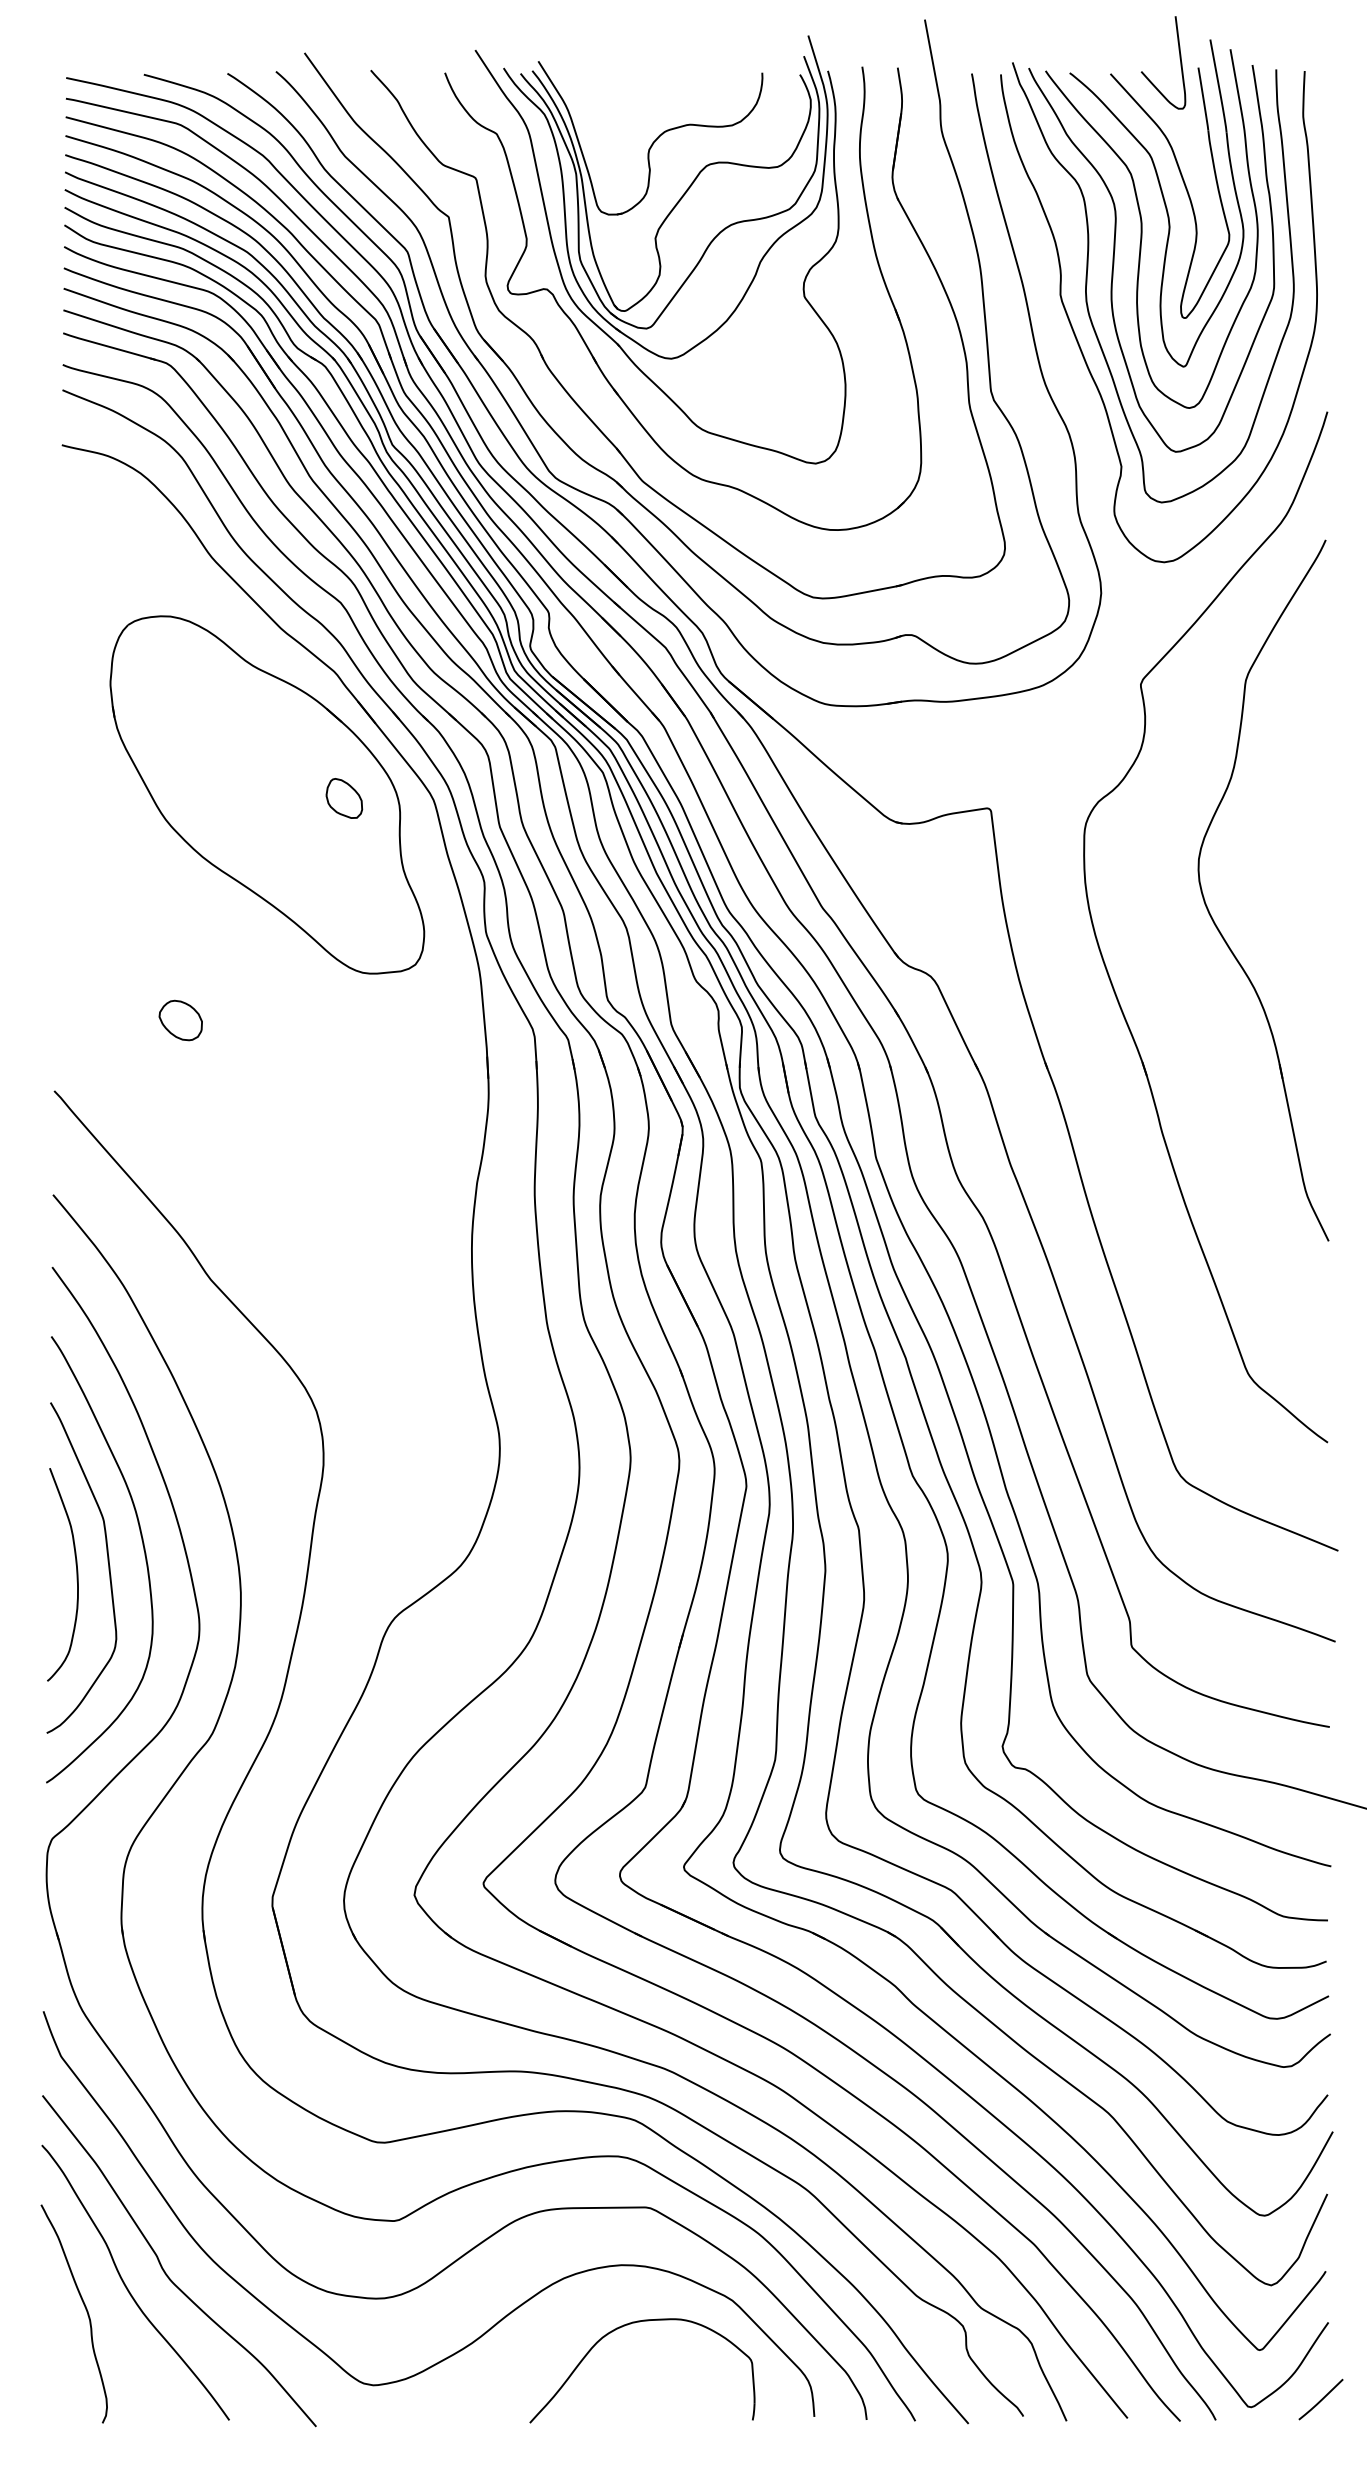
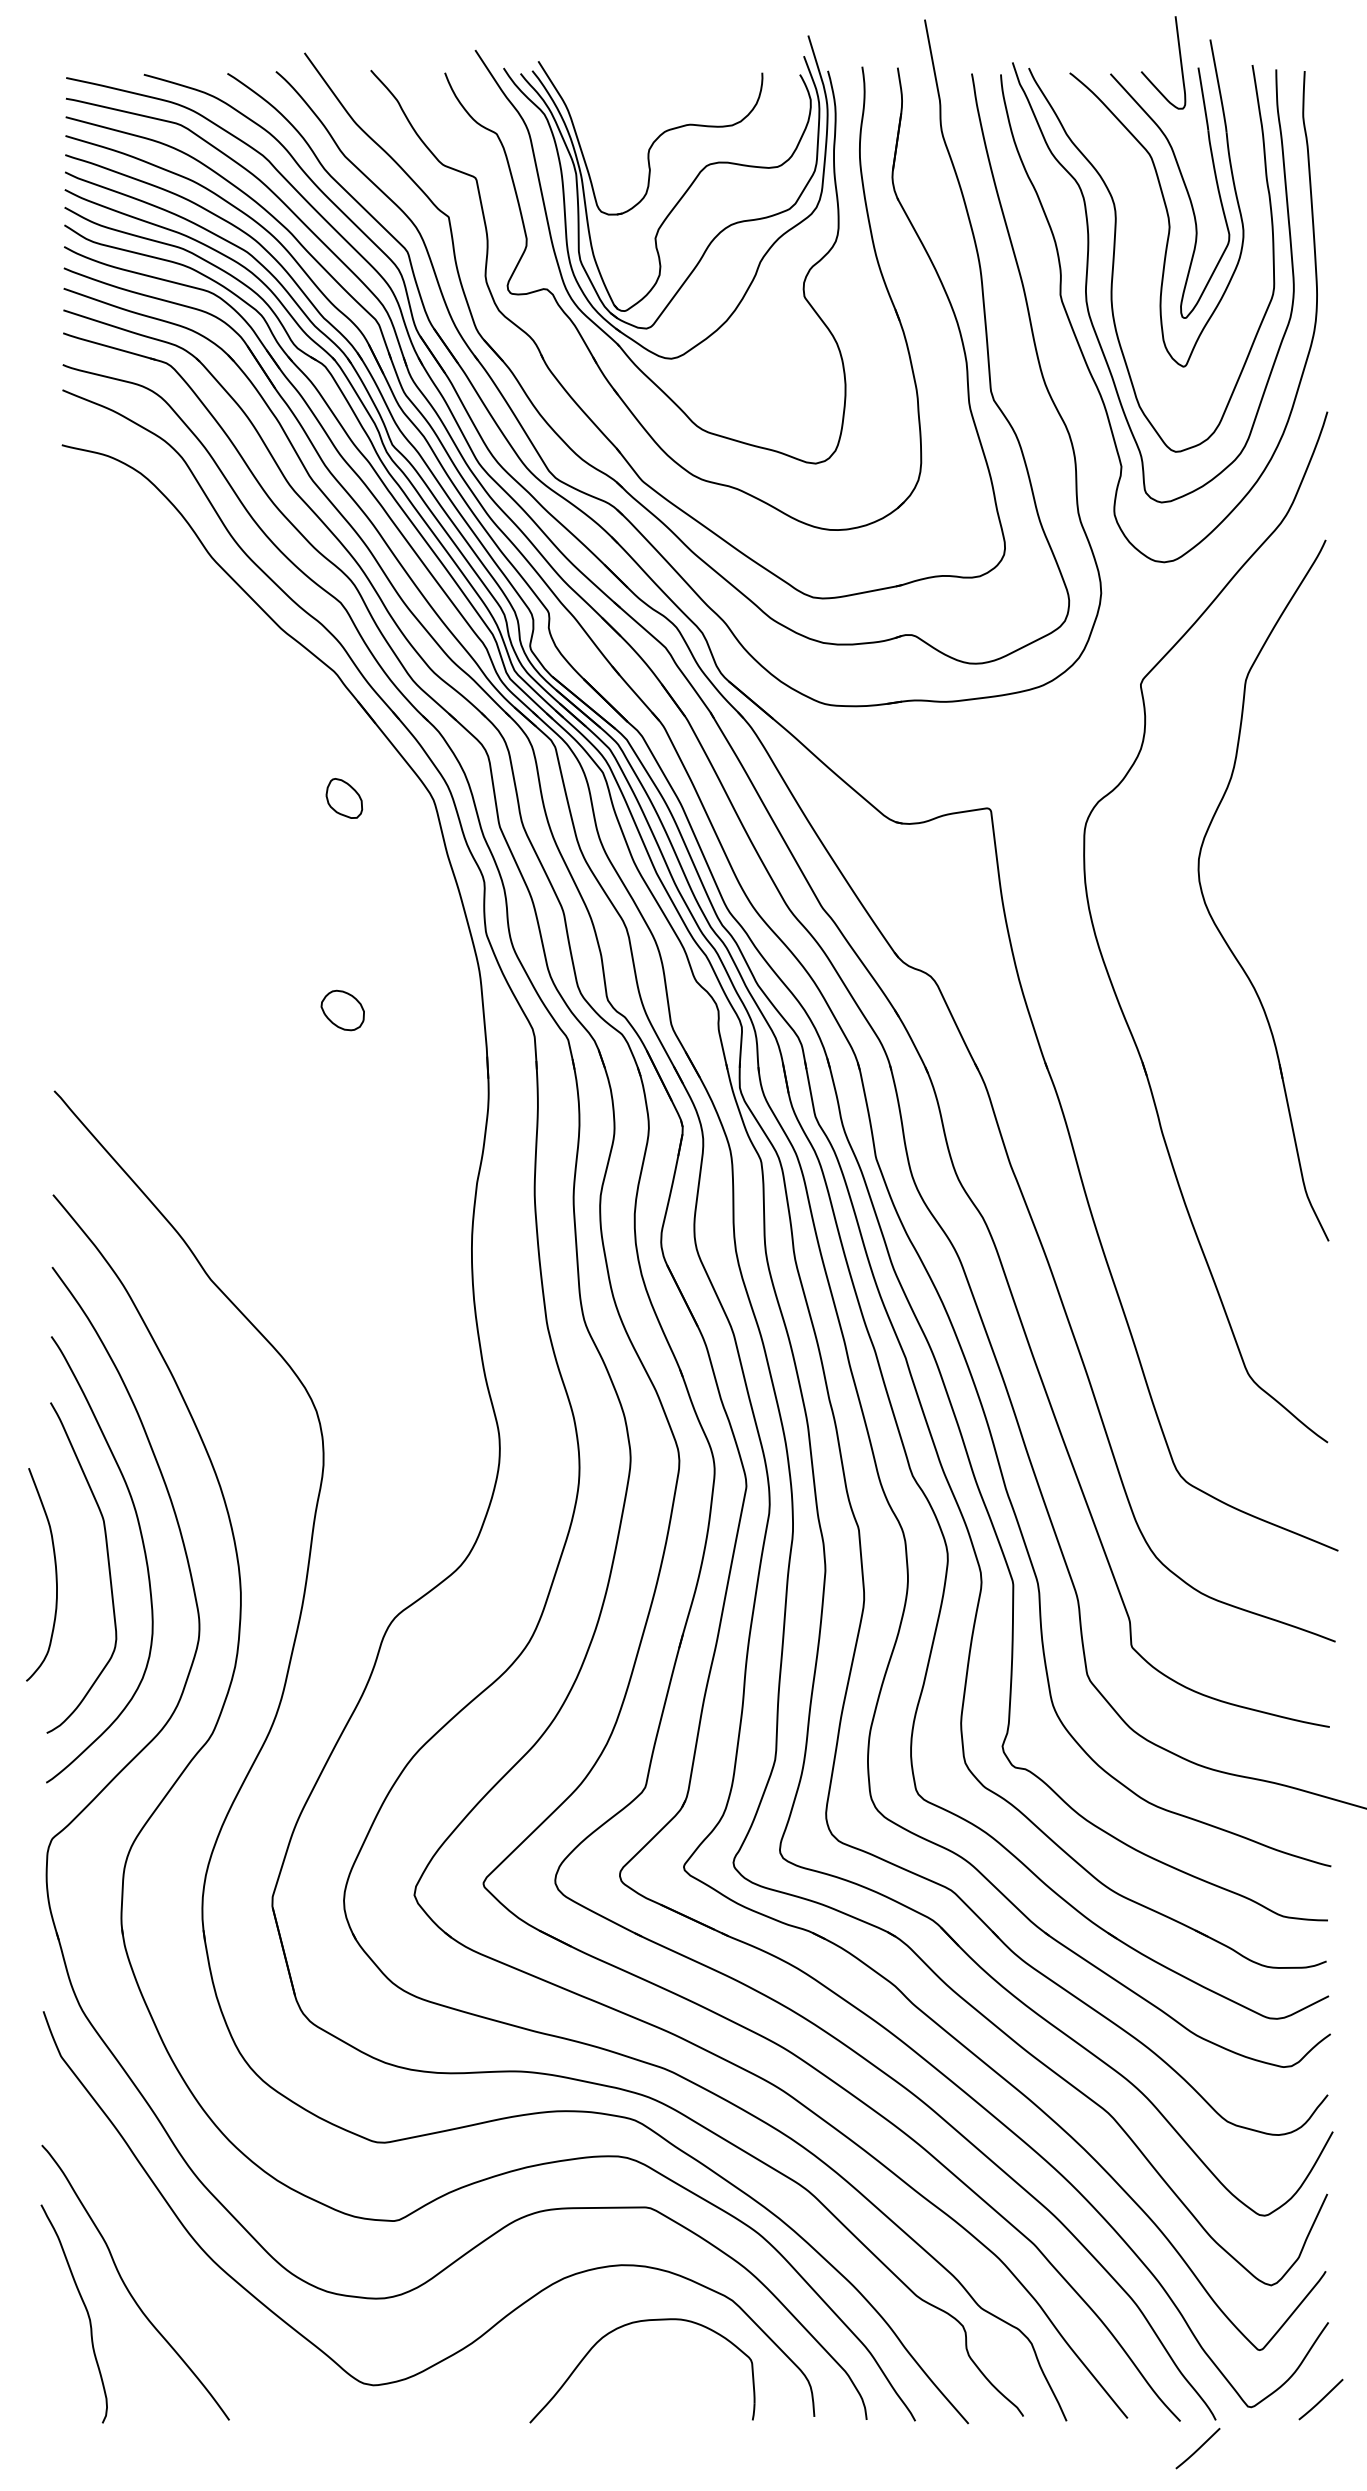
curve: present -> none (1142, 228)
part: present -> none (267, 794)
part position: (180, 1020) -> (342, 1010) (342, 1010)
curve position: (76, 1574) -> (55, 1574) (55, 1574)
curve: present -> none (164, 2269)
curve: none -> present (1197, 2448)
